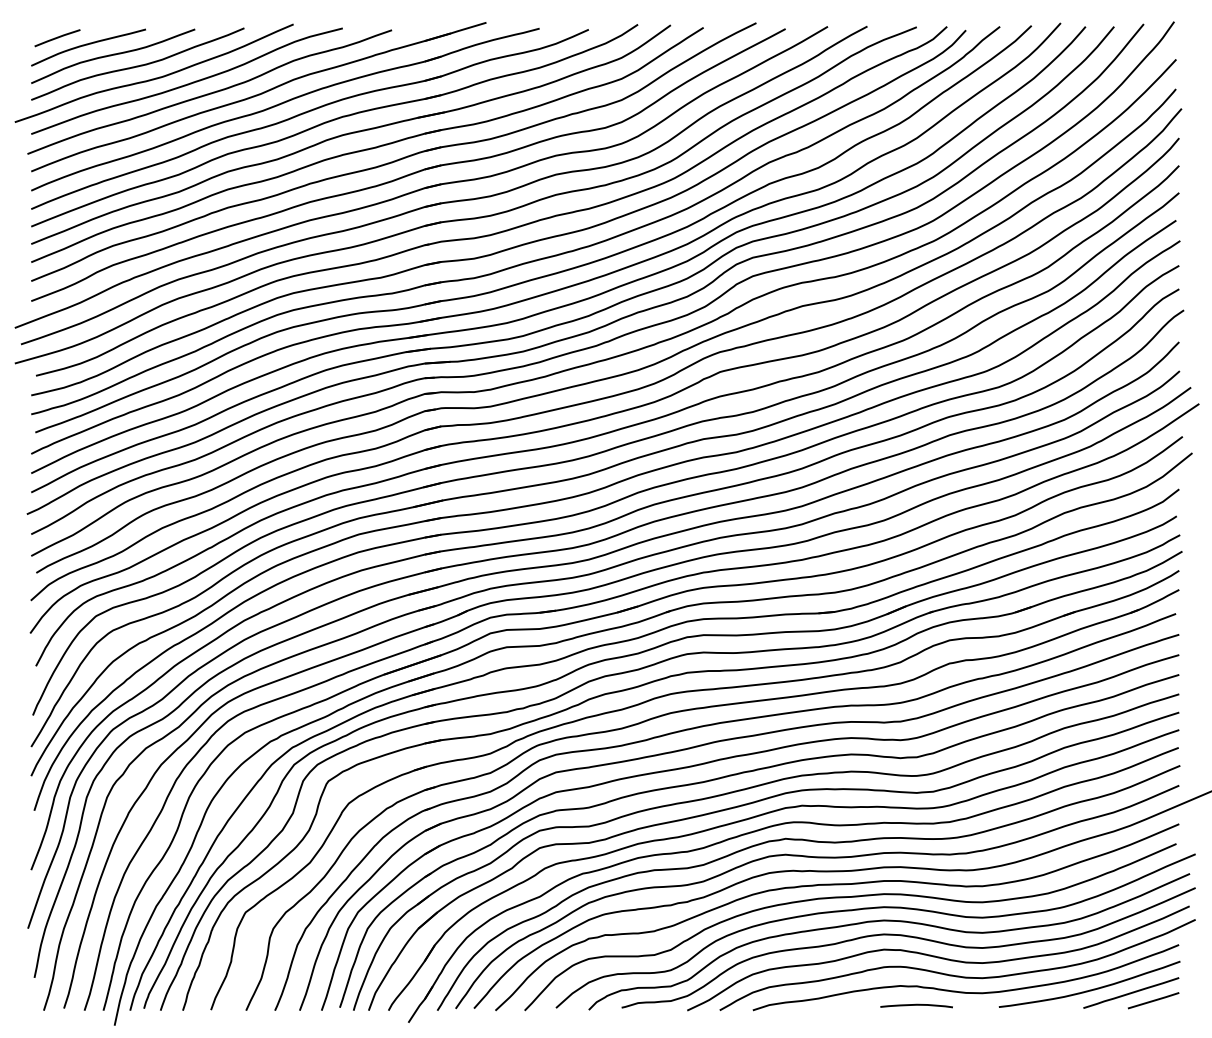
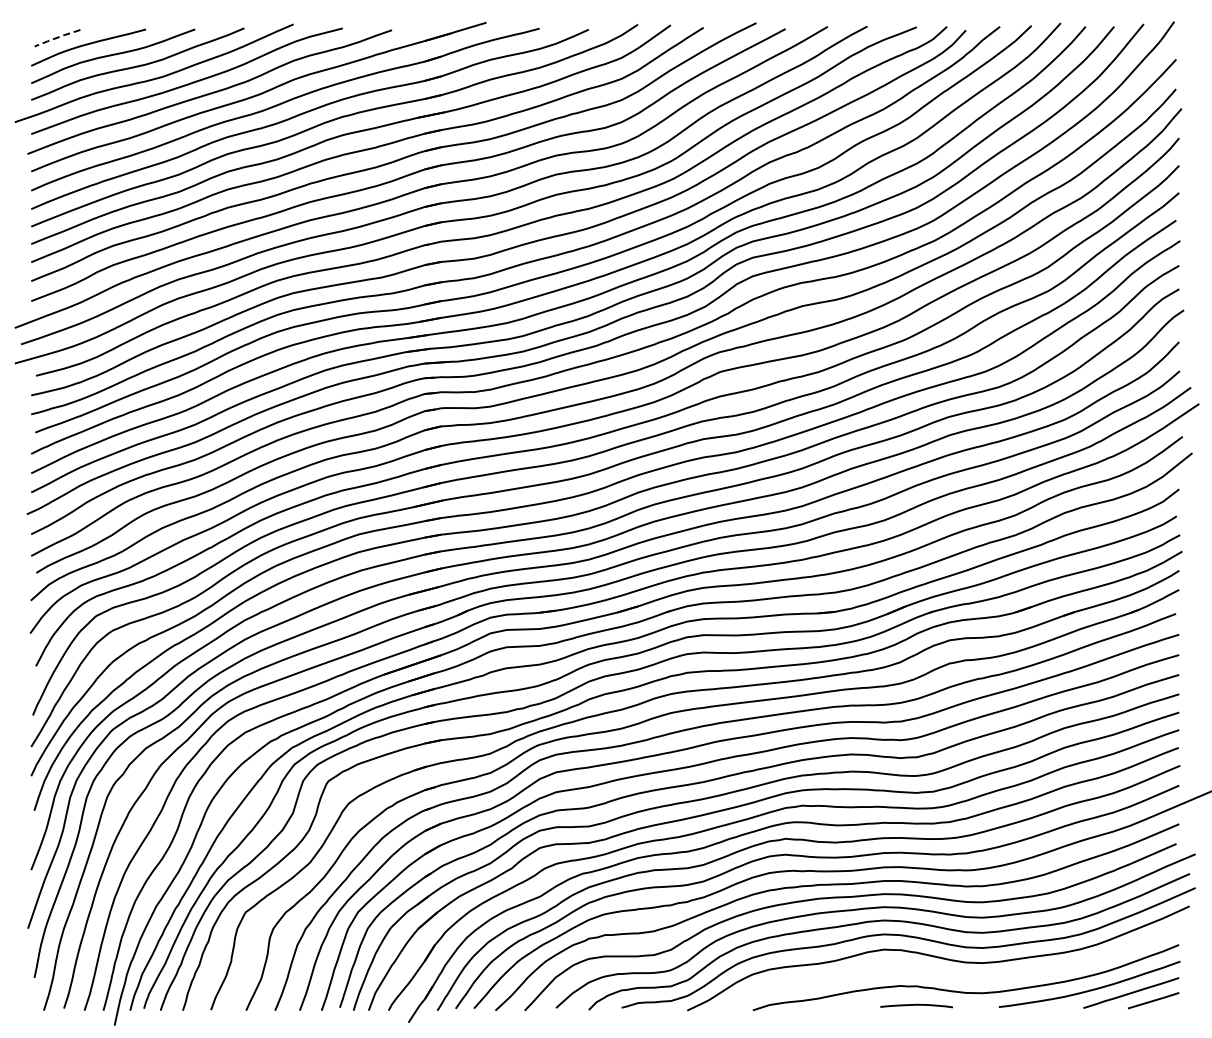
line: solid -> dashed (57, 37)
curve: present -> none (957, 975)
